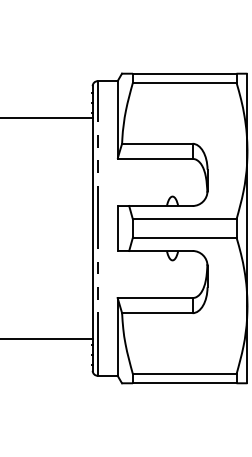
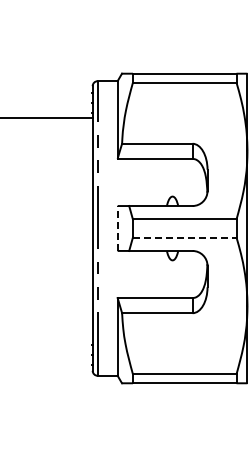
line: solid -> dashed (117, 228)
line: solid -> dashed (184, 237)
line: present -> none (47, 339)
